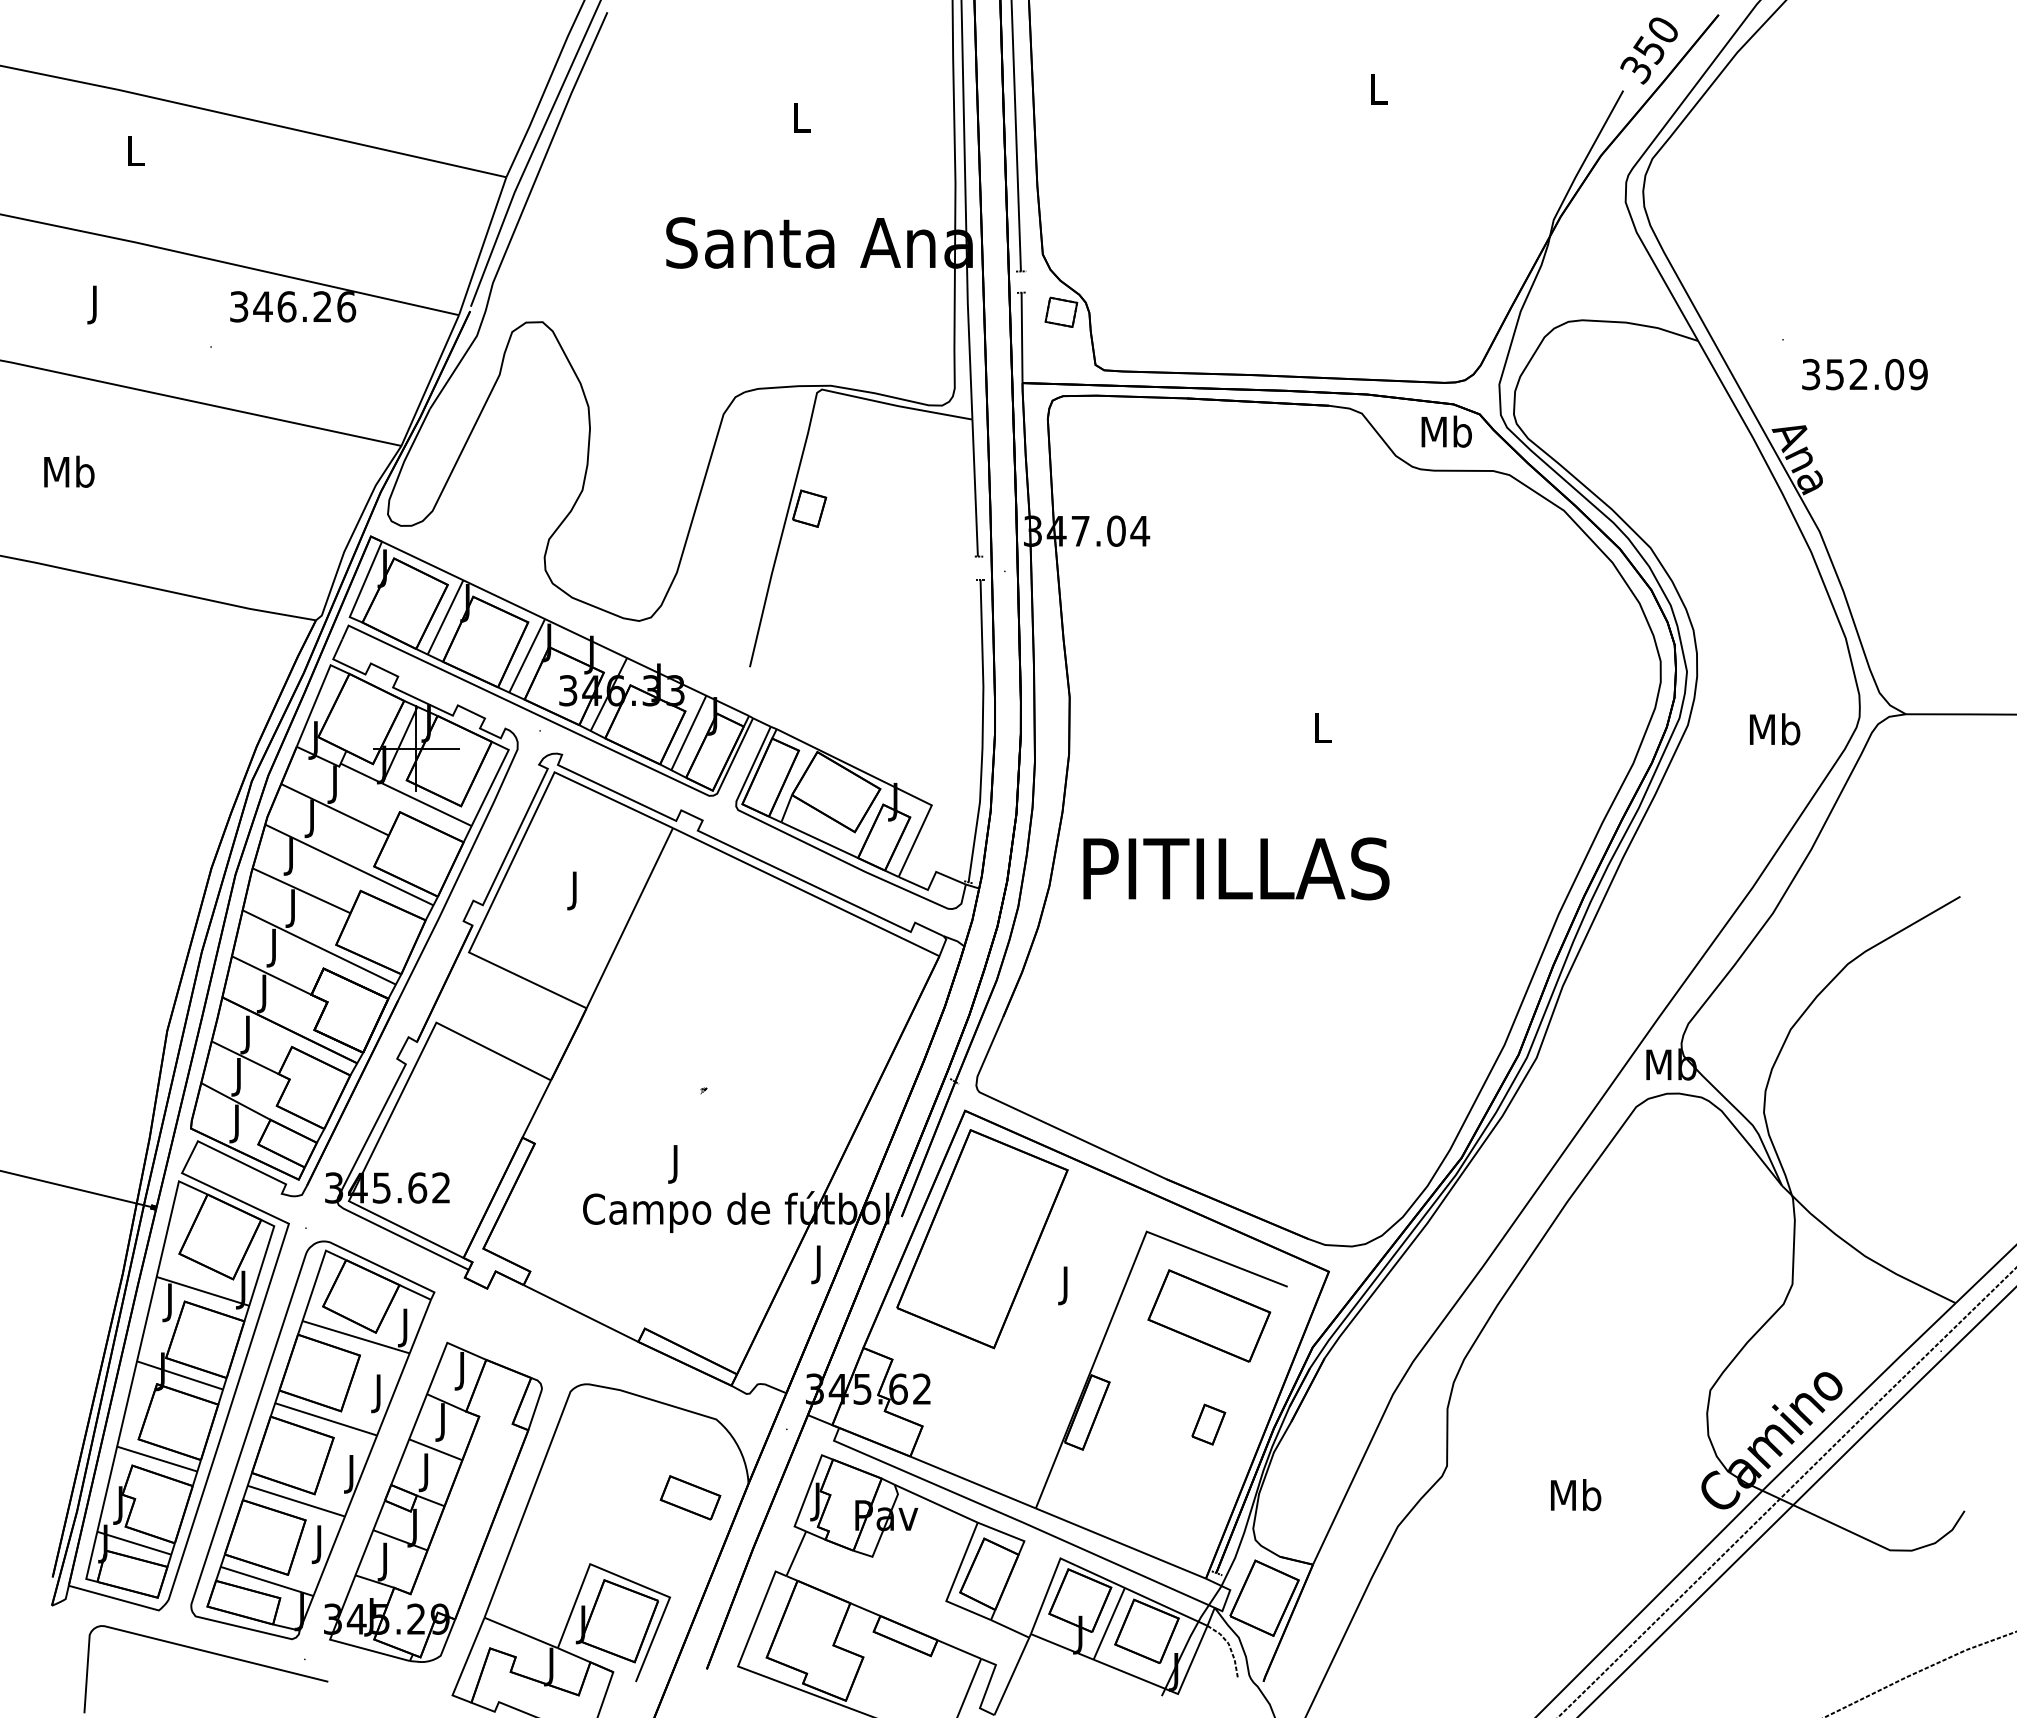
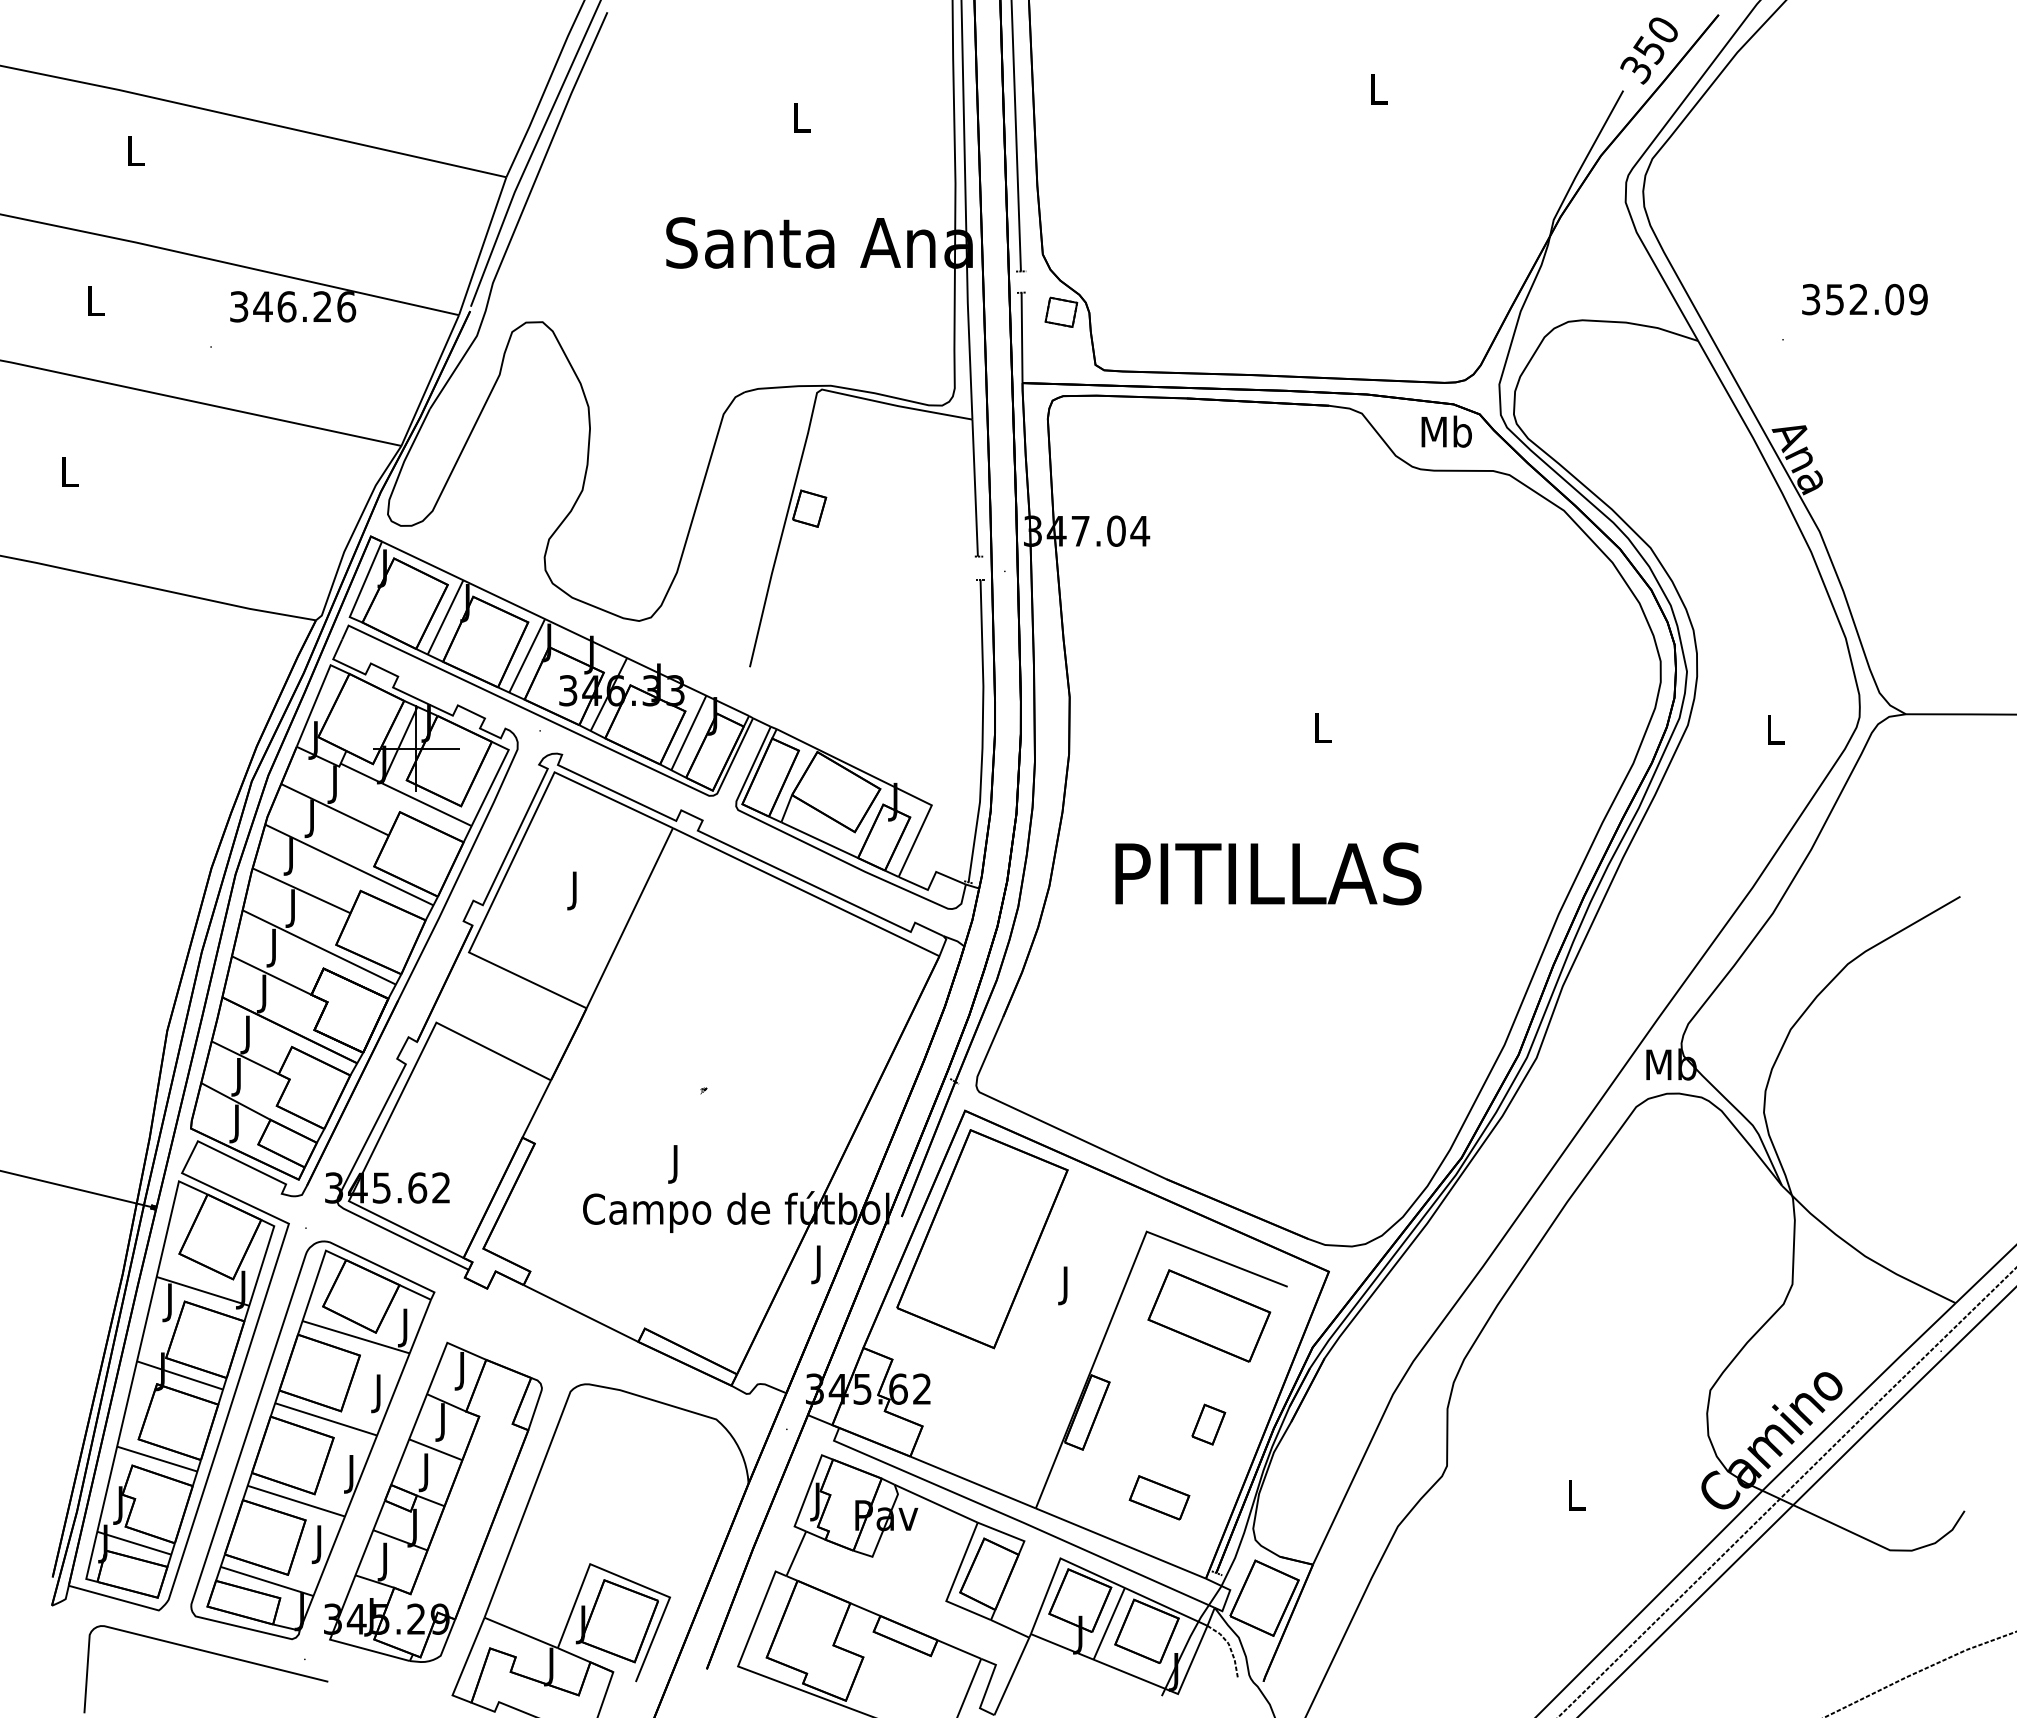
text: J -> L (95, 304)
text position: (1864, 374) -> (1864, 299) (1864, 299)
text: Mb -> L (69, 471)
text: Mb -> L (1775, 729)
text position: (1236, 868) -> (1268, 873) (1268, 873)
text: Mb -> L (1576, 1495)
part position: (690, 1497) -> (1159, 1497) (1159, 1497)
